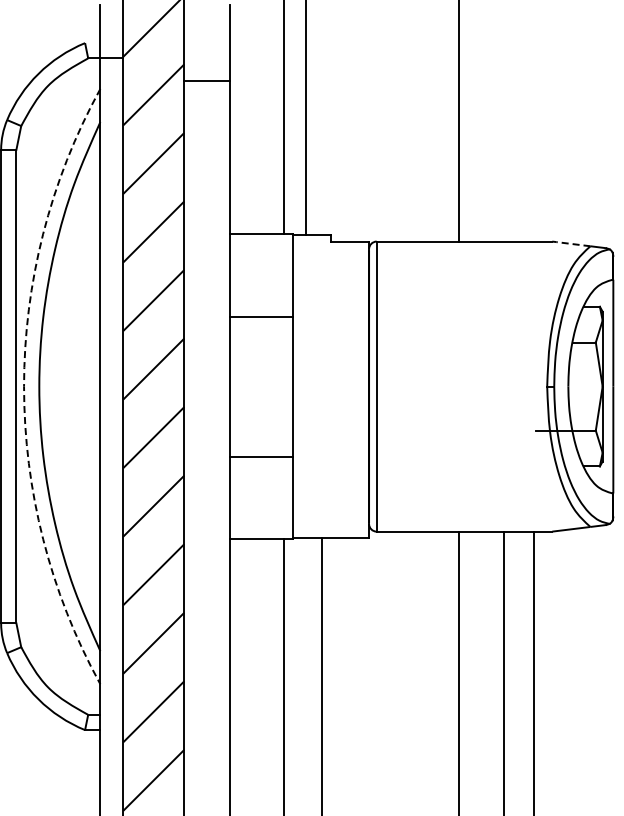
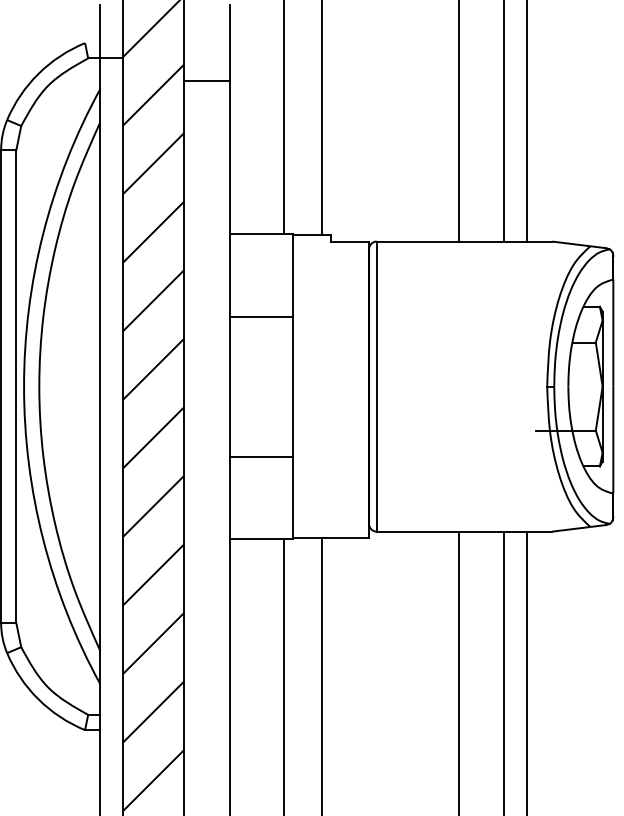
line position: (305, 118) -> (321, 118) (321, 118)
line: none -> present (504, 121)
line: none -> present (527, 121)
line: dashed -> solid (570, 243)
arc: dashed -> solid (24, 386)
line position: (534, 671) -> (527, 671) (527, 671)
